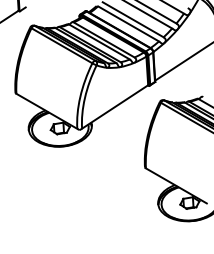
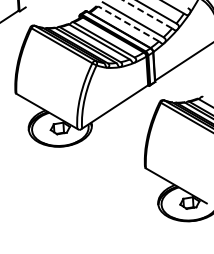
line: solid -> dashed (147, 14)
line: solid -> dashed (128, 23)
